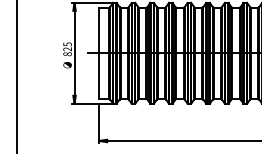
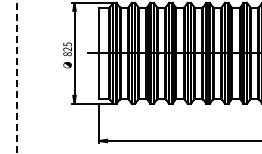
line: solid -> dashed (16, 76)
